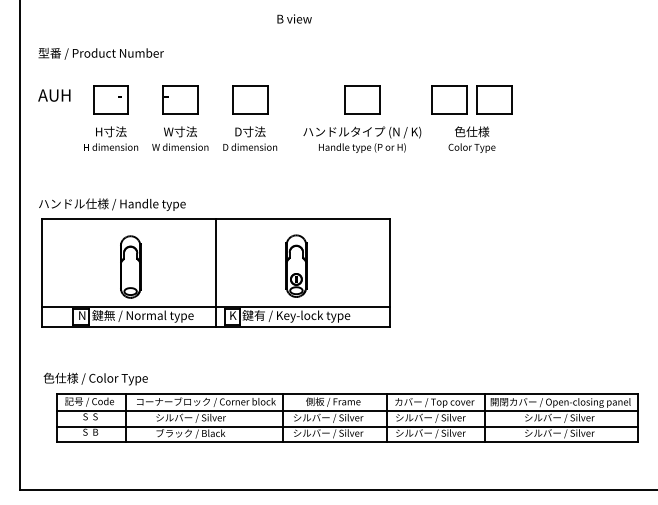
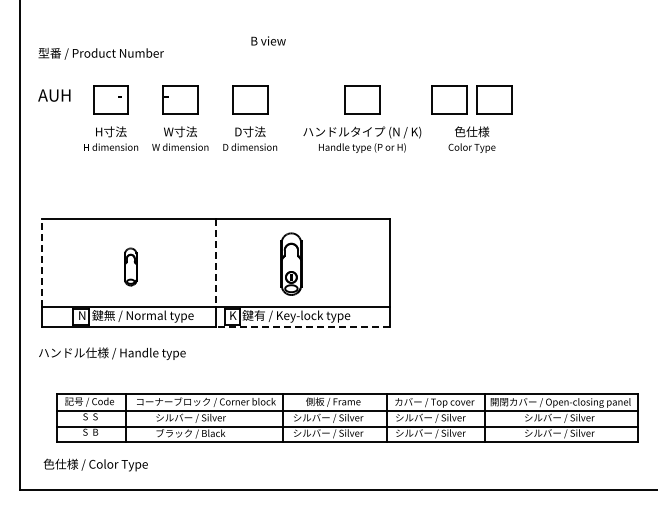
text position: (294, 18) -> (268, 40) (268, 40)
text position: (112, 204) -> (112, 353) (112, 353)
line: solid -> dashed (42, 262)
line: solid -> dashed (216, 262)
part position: (296, 265) -> (291, 263) (291, 263)
part size: 22x64 px -> 14x40 px (130, 266)
line: solid -> dashed (303, 326)
text position: (95, 378) -> (95, 464) (95, 464)
